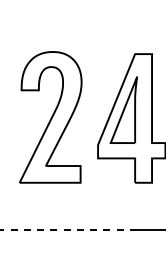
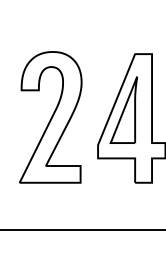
line: dashed -> solid (65, 229)
